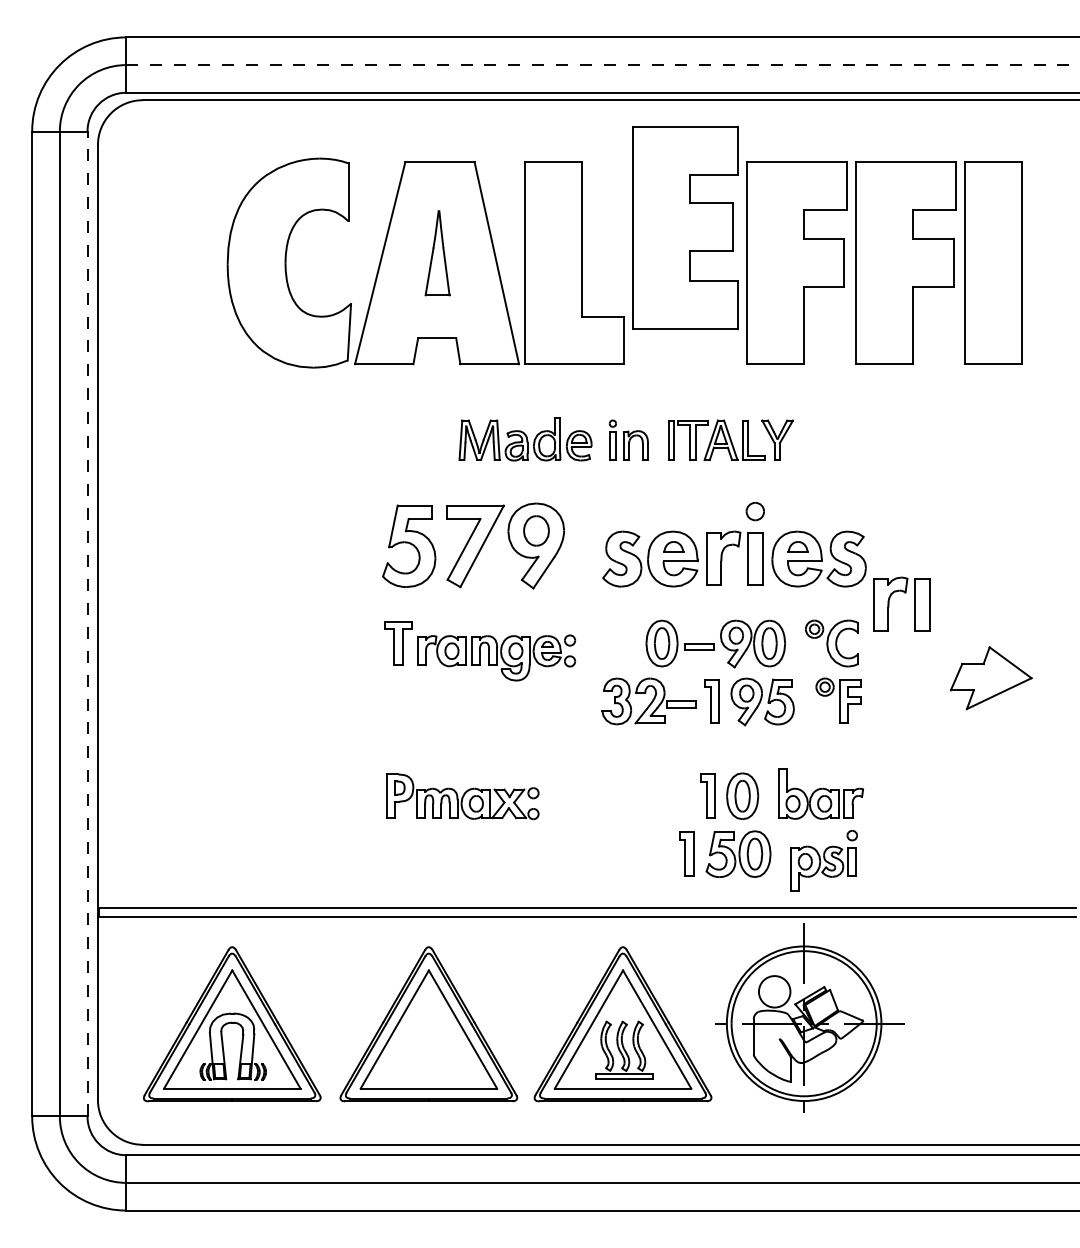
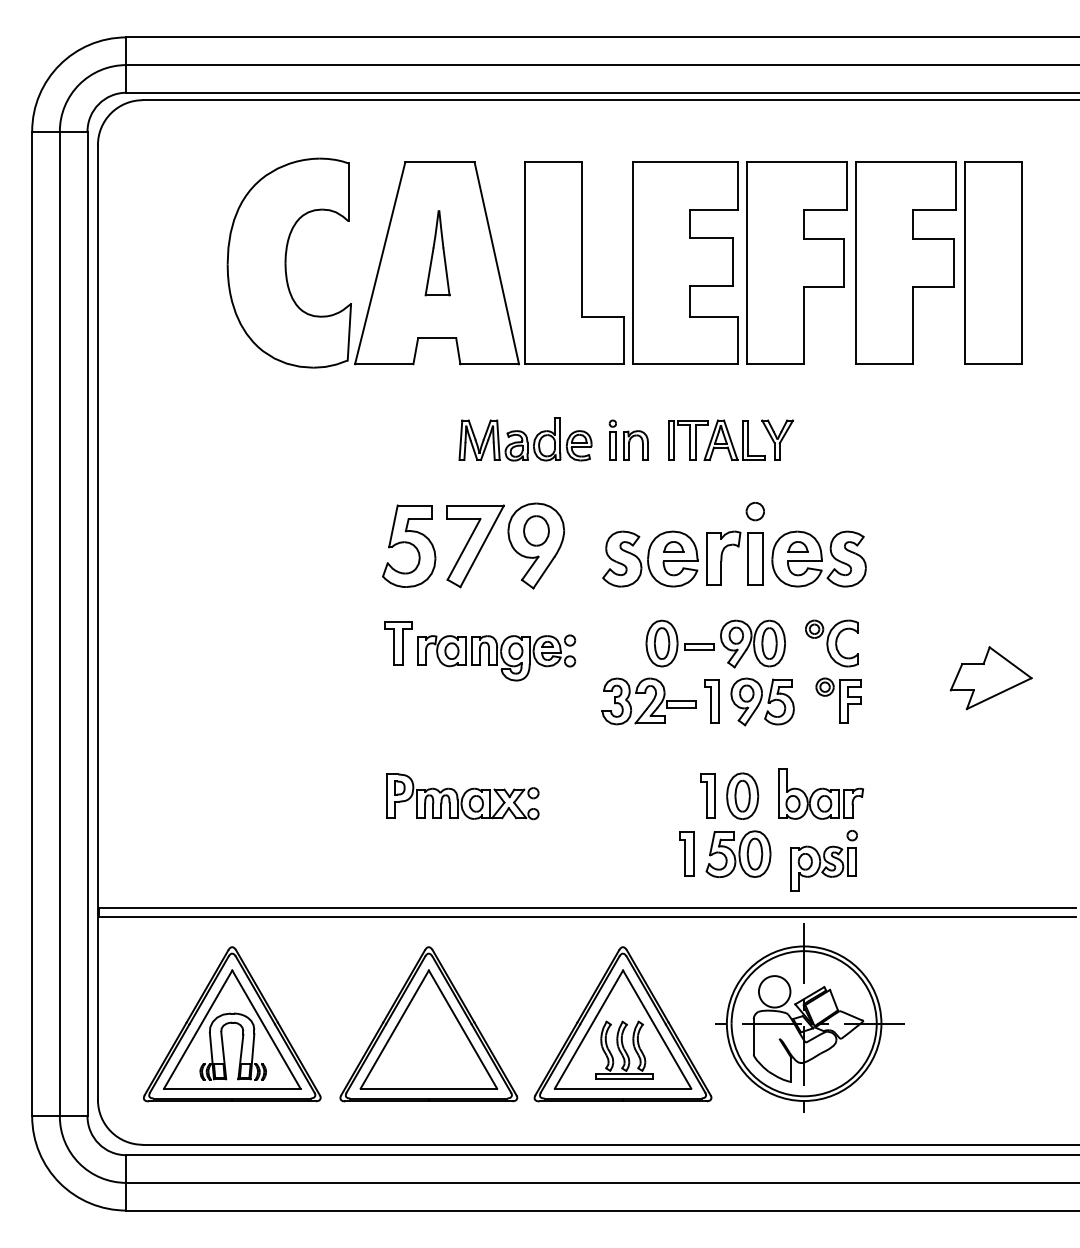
line: dashed -> solid (603, 65)
part position: (685, 227) -> (685, 262) (685, 262)
part: present -> none (904, 593)
line: dashed -> solid (87, 623)
